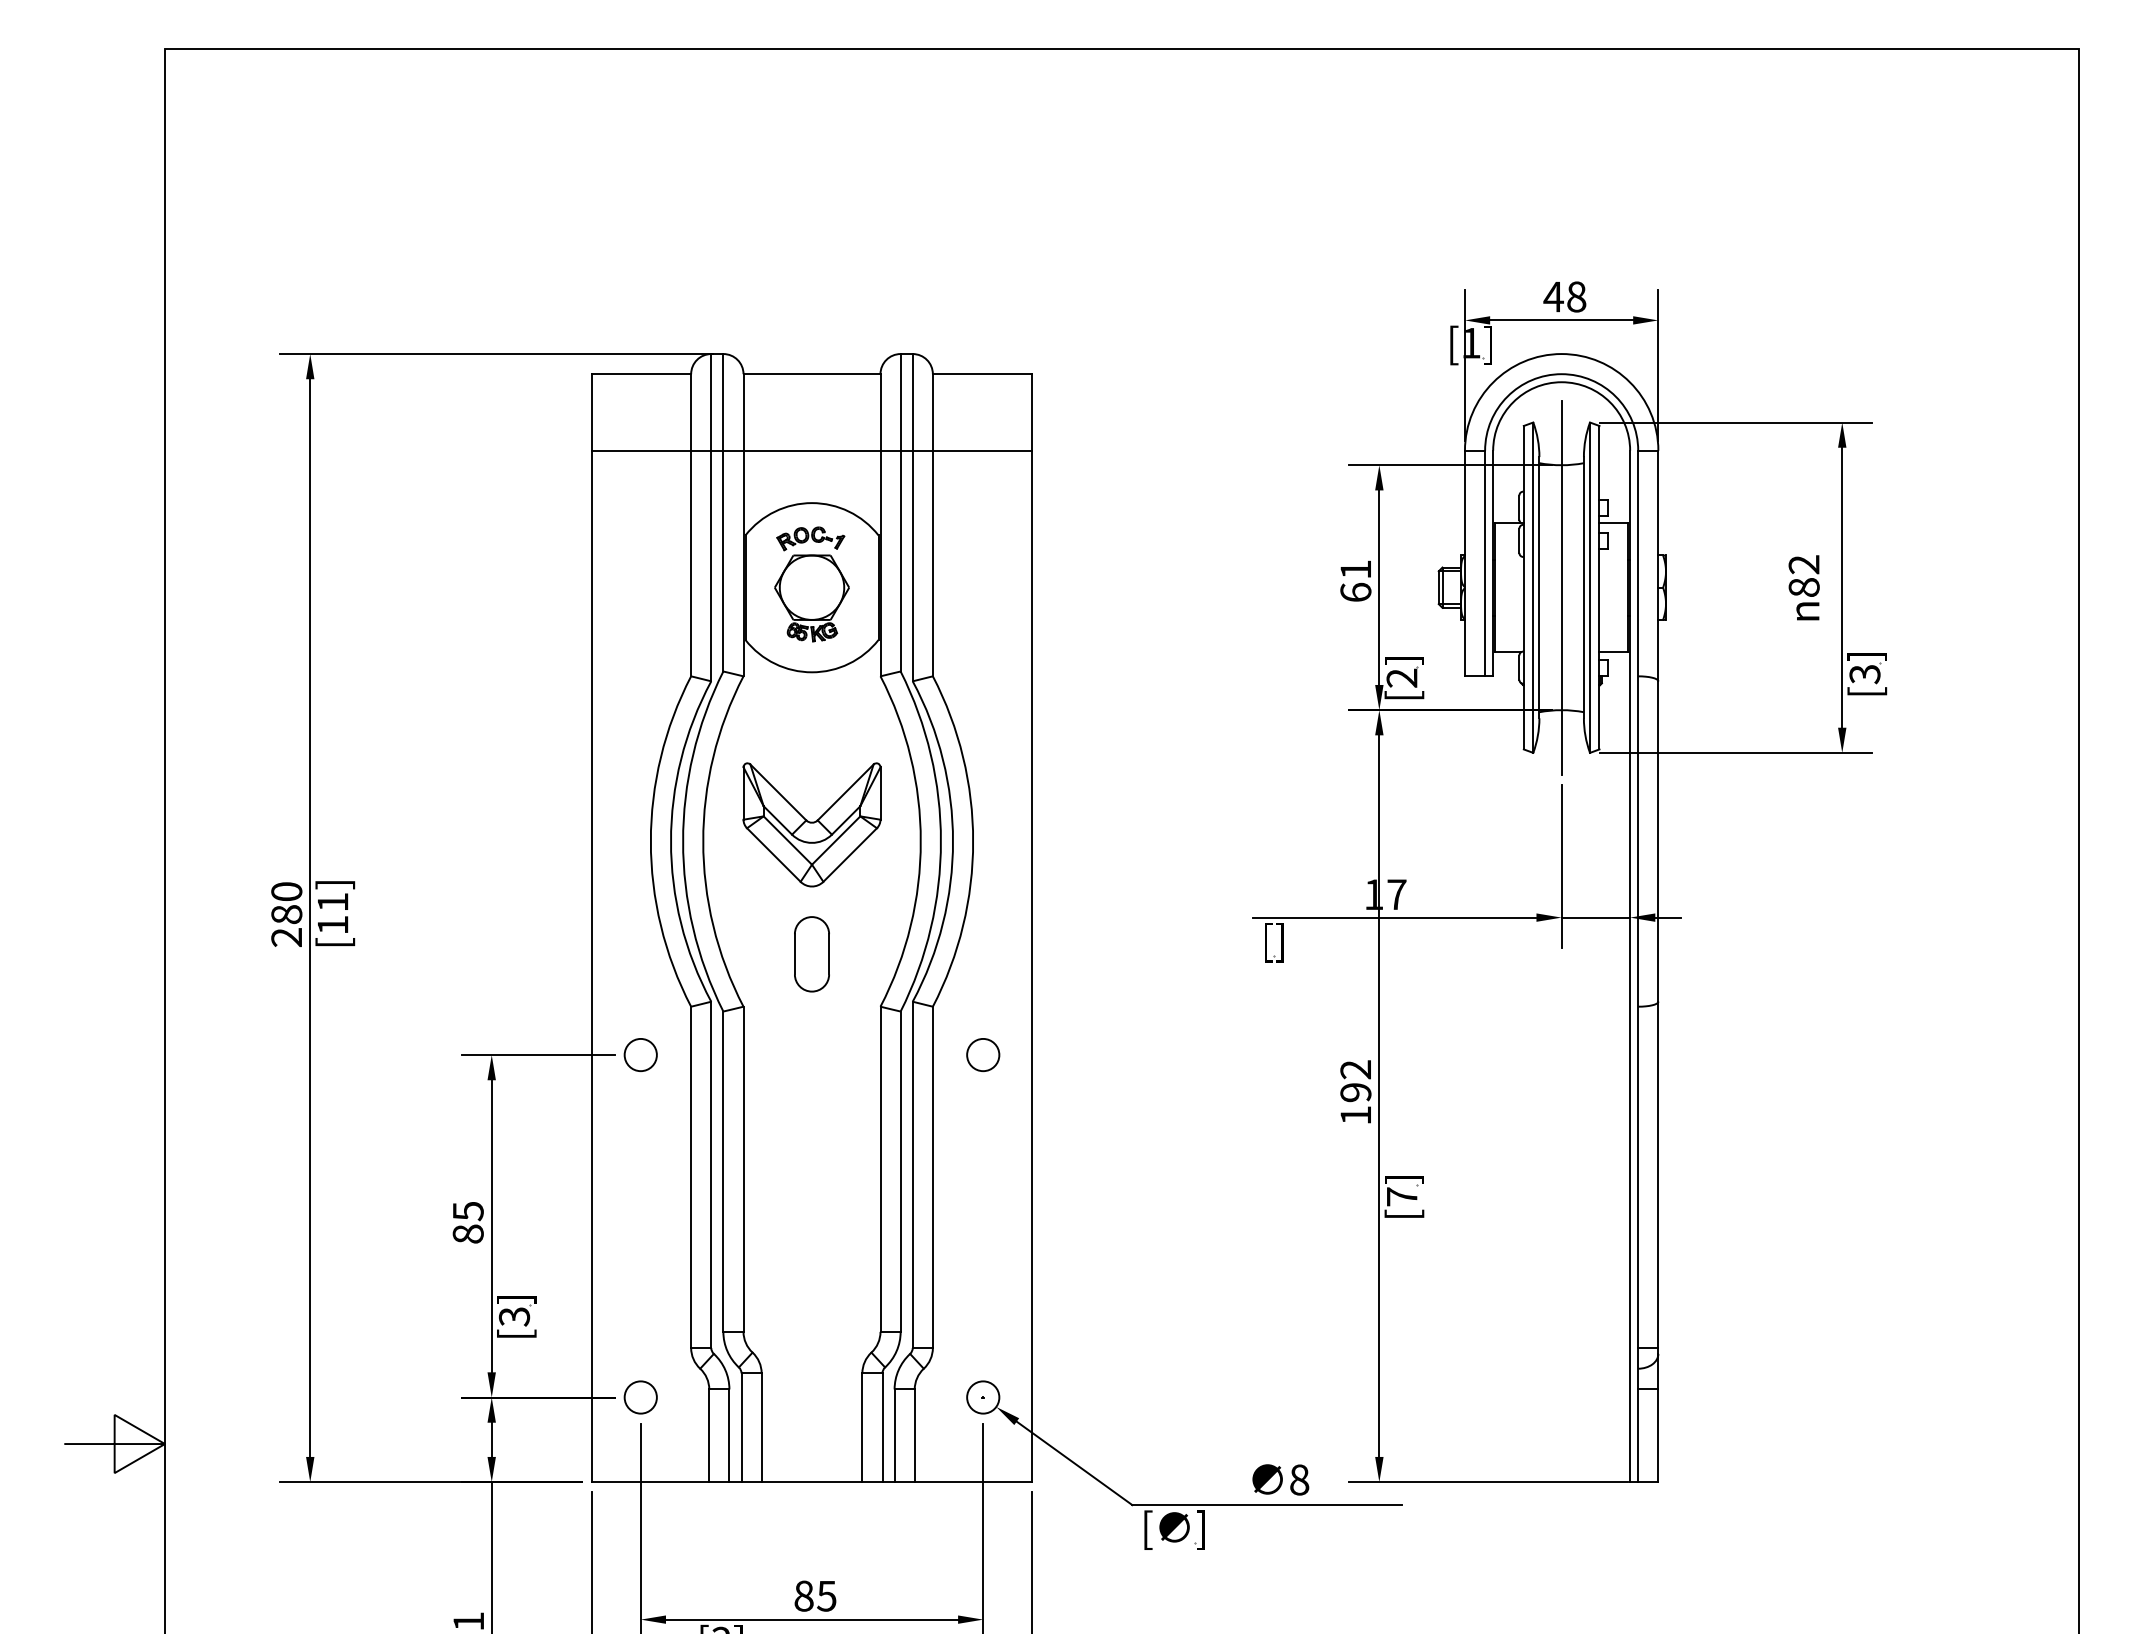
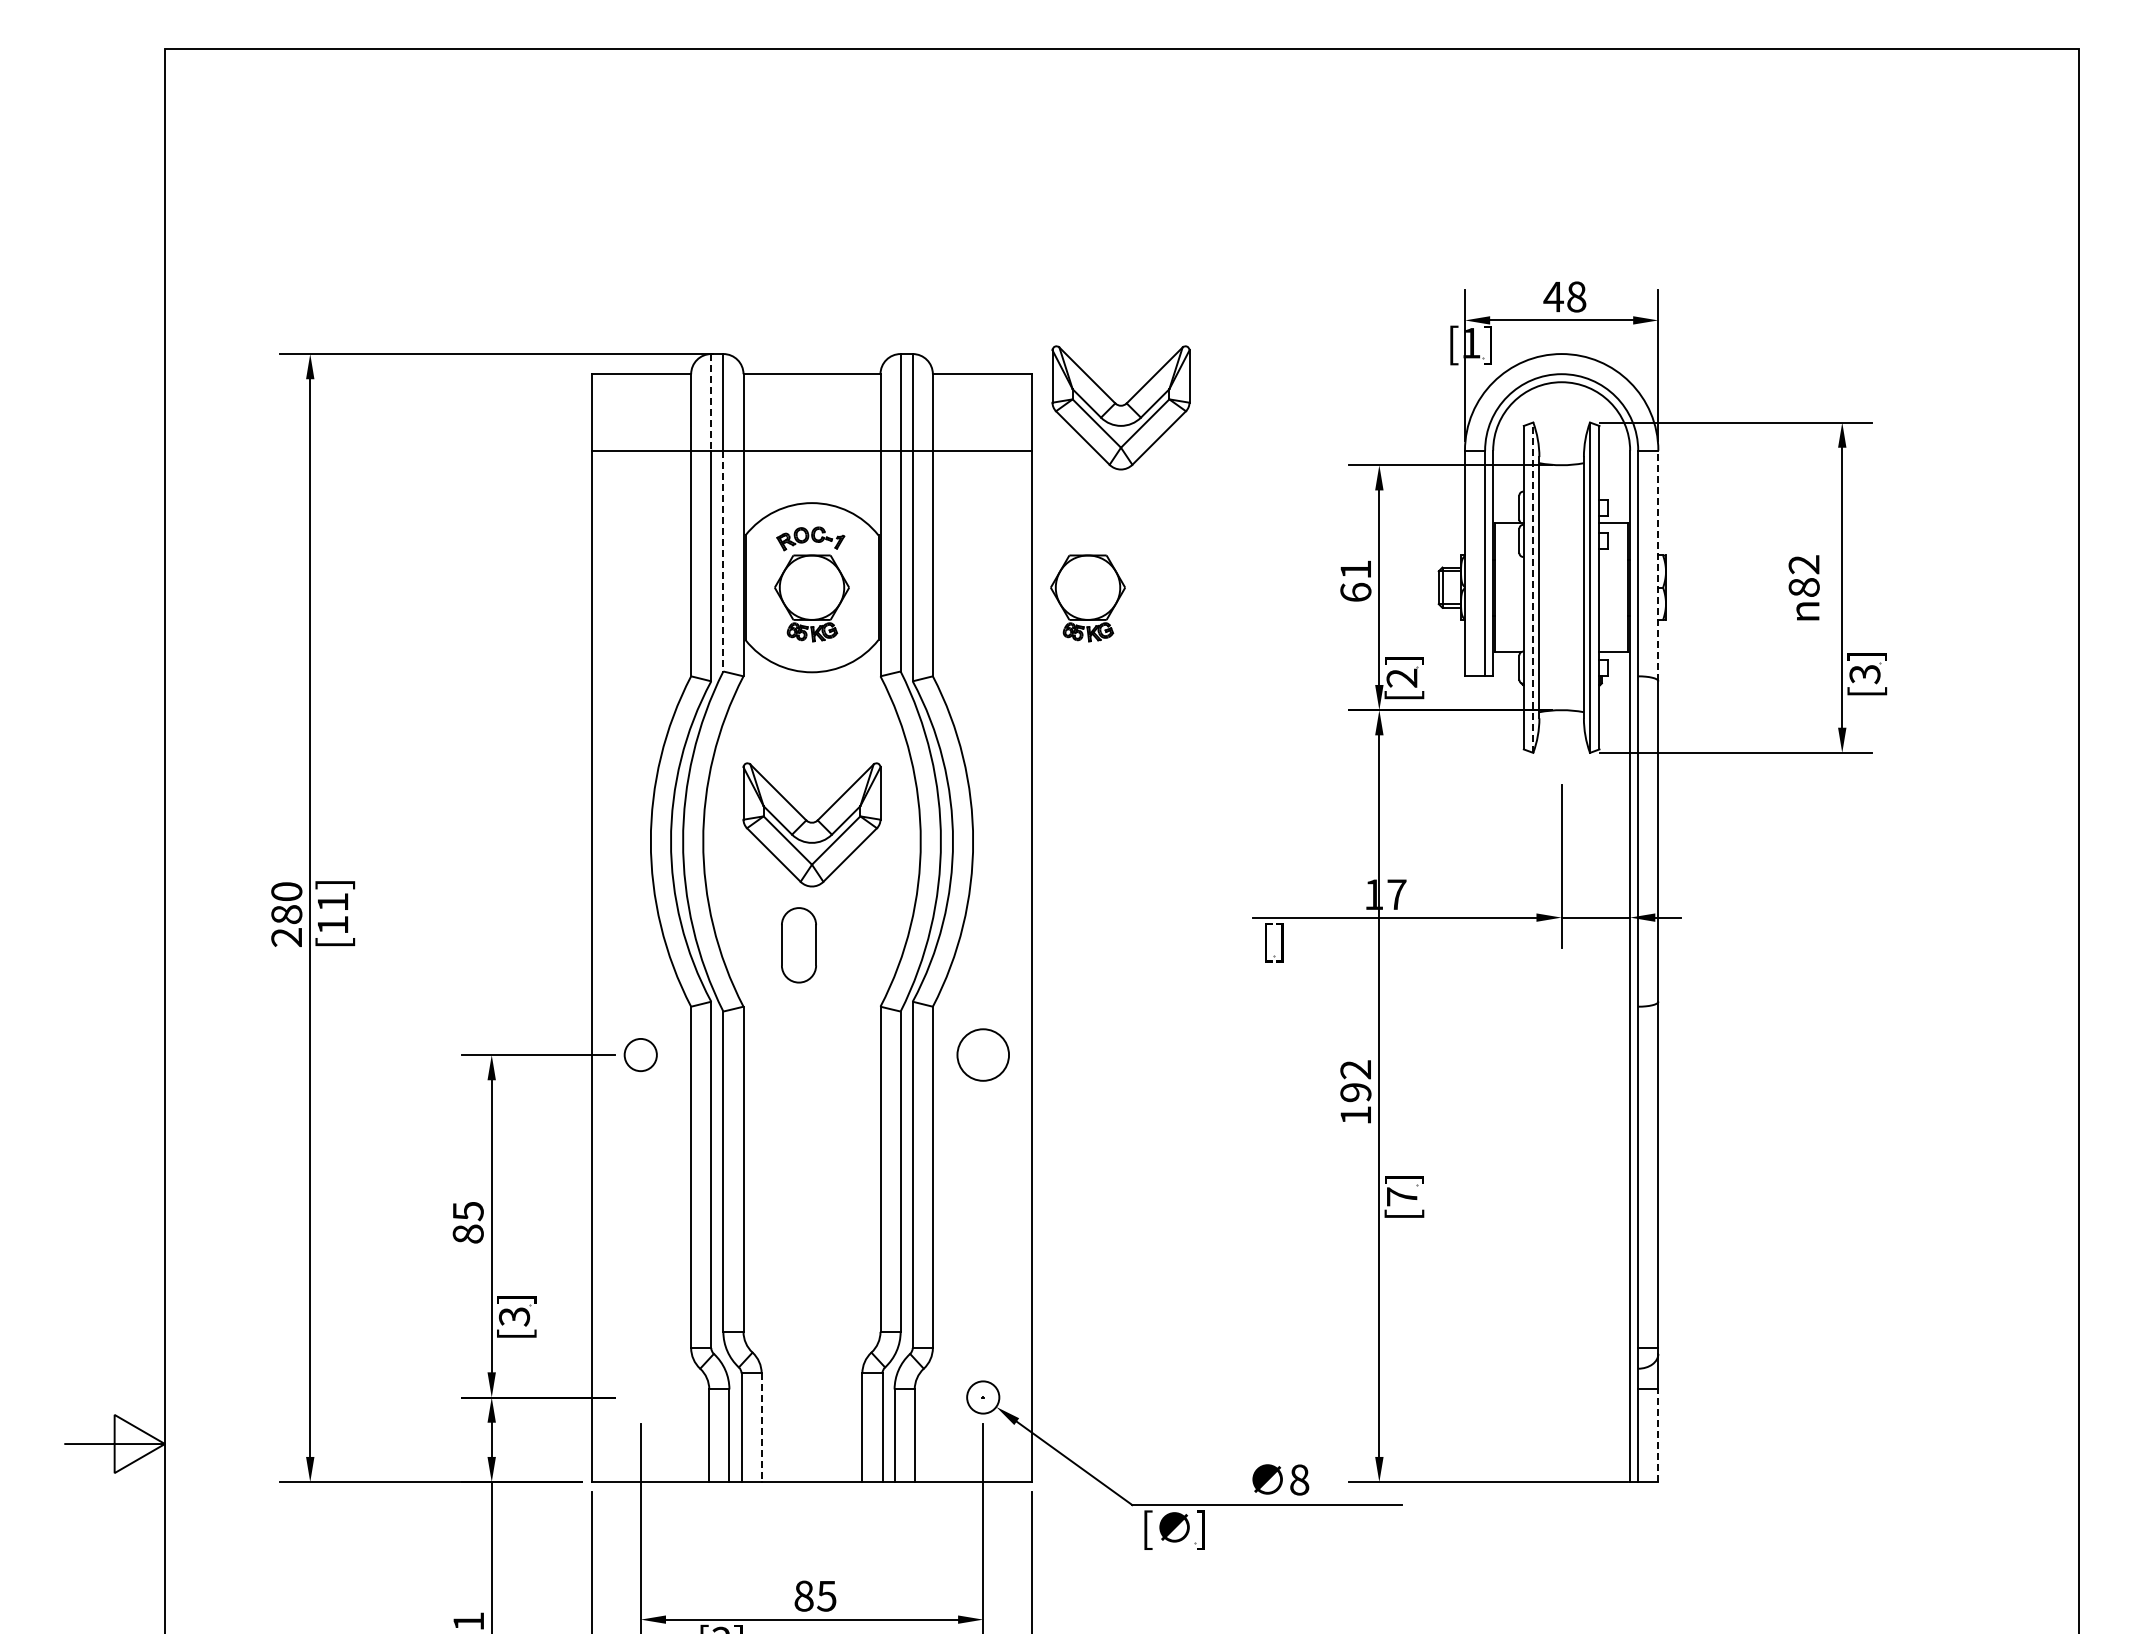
line: solid -> dashed (711, 402)
part: none -> present (1120, 407)
line: solid -> dashed (723, 561)
line: solid -> dashed (1658, 565)
line: solid -> dashed (1533, 587)
line: present -> none (1561, 587)
part: none -> present (1087, 598)
part position: (811, 954) -> (798, 945) (798, 945)
circle diameter: 32 px -> 52 px (983, 1054)
circle: present -> none (640, 1397)
line: solid -> dashed (761, 1428)
line: solid -> dashed (1658, 1435)
